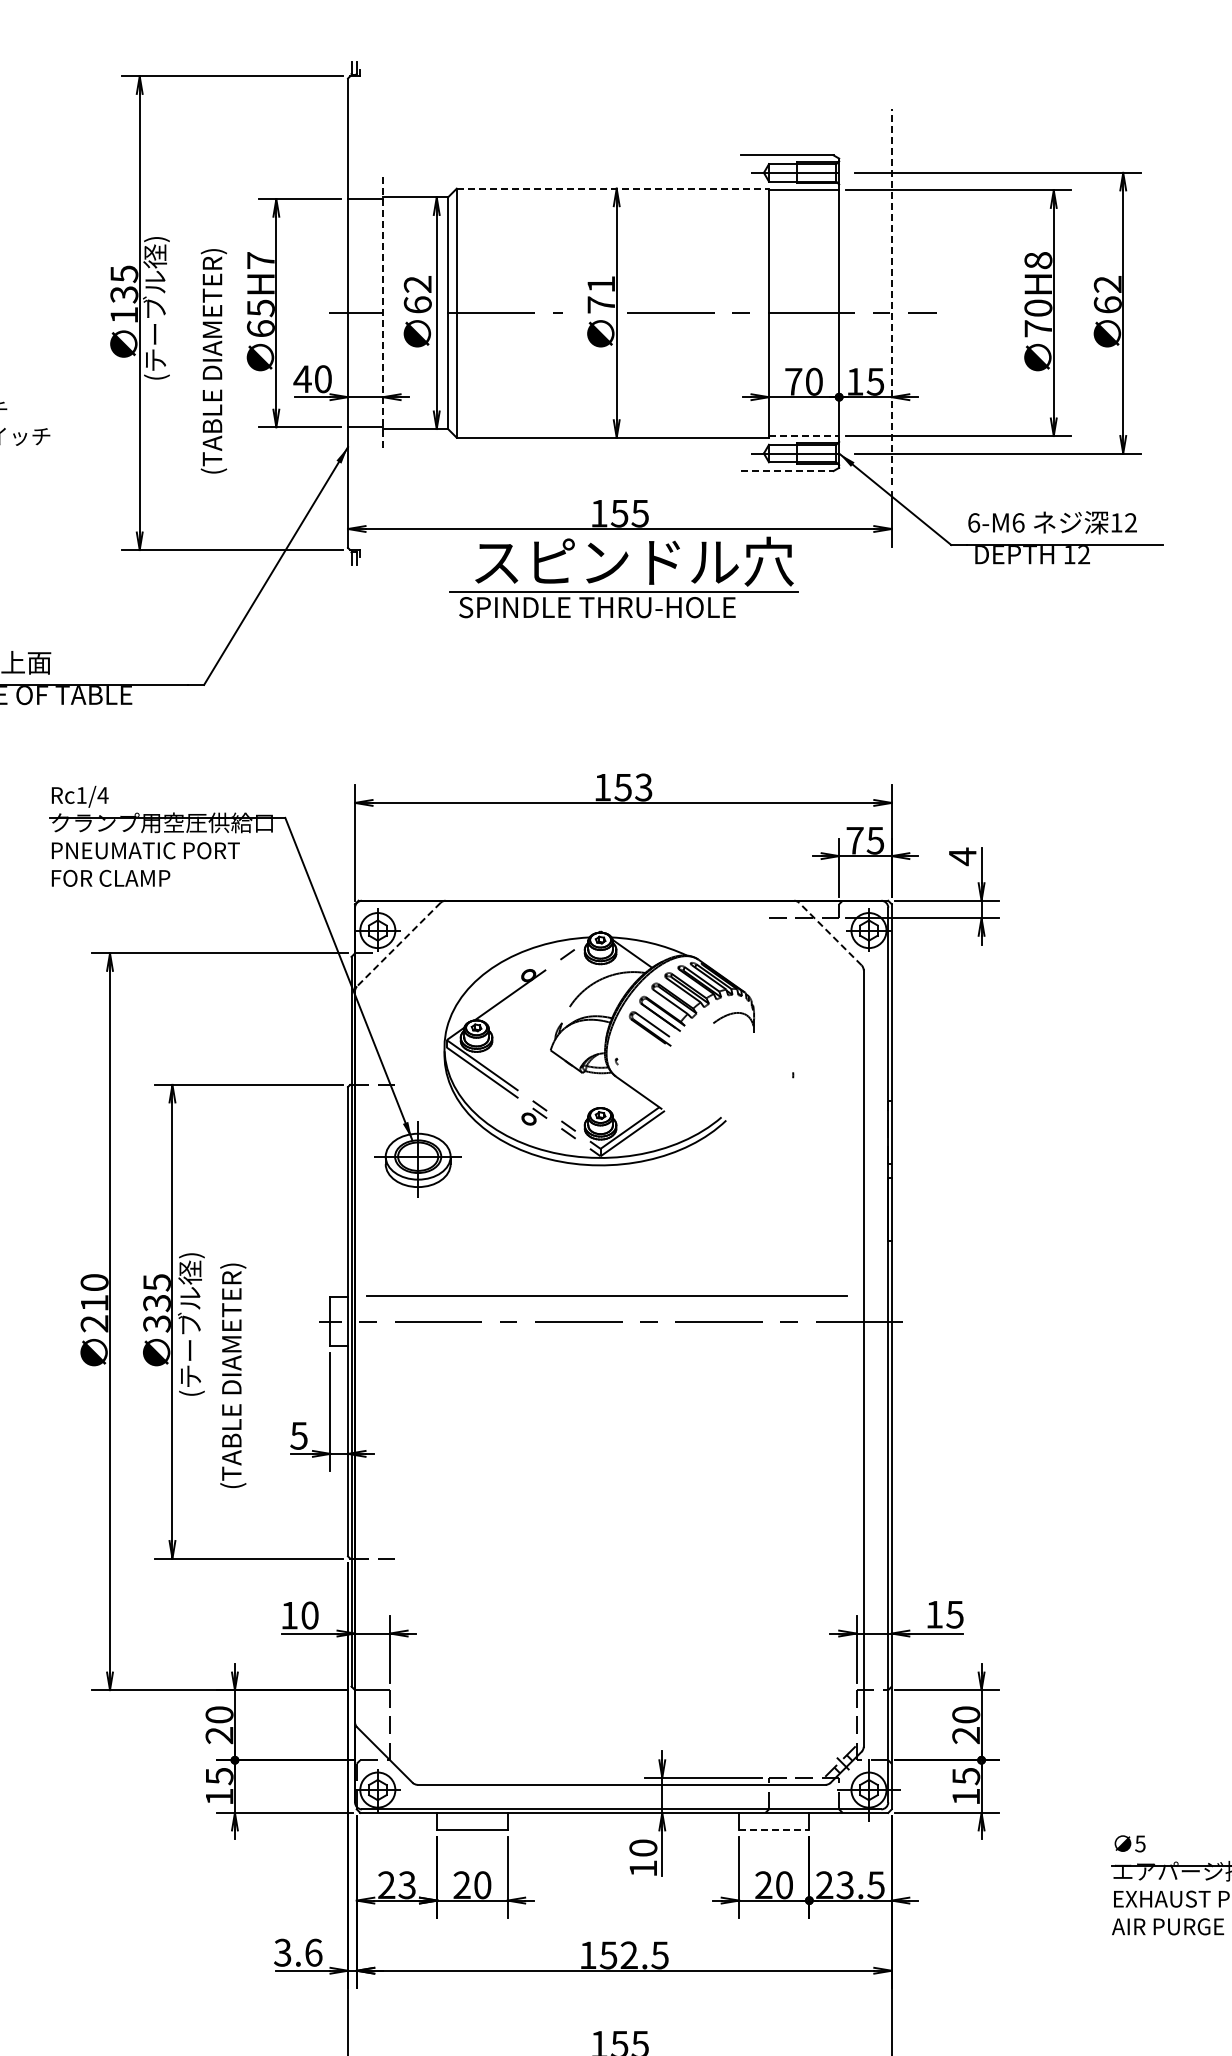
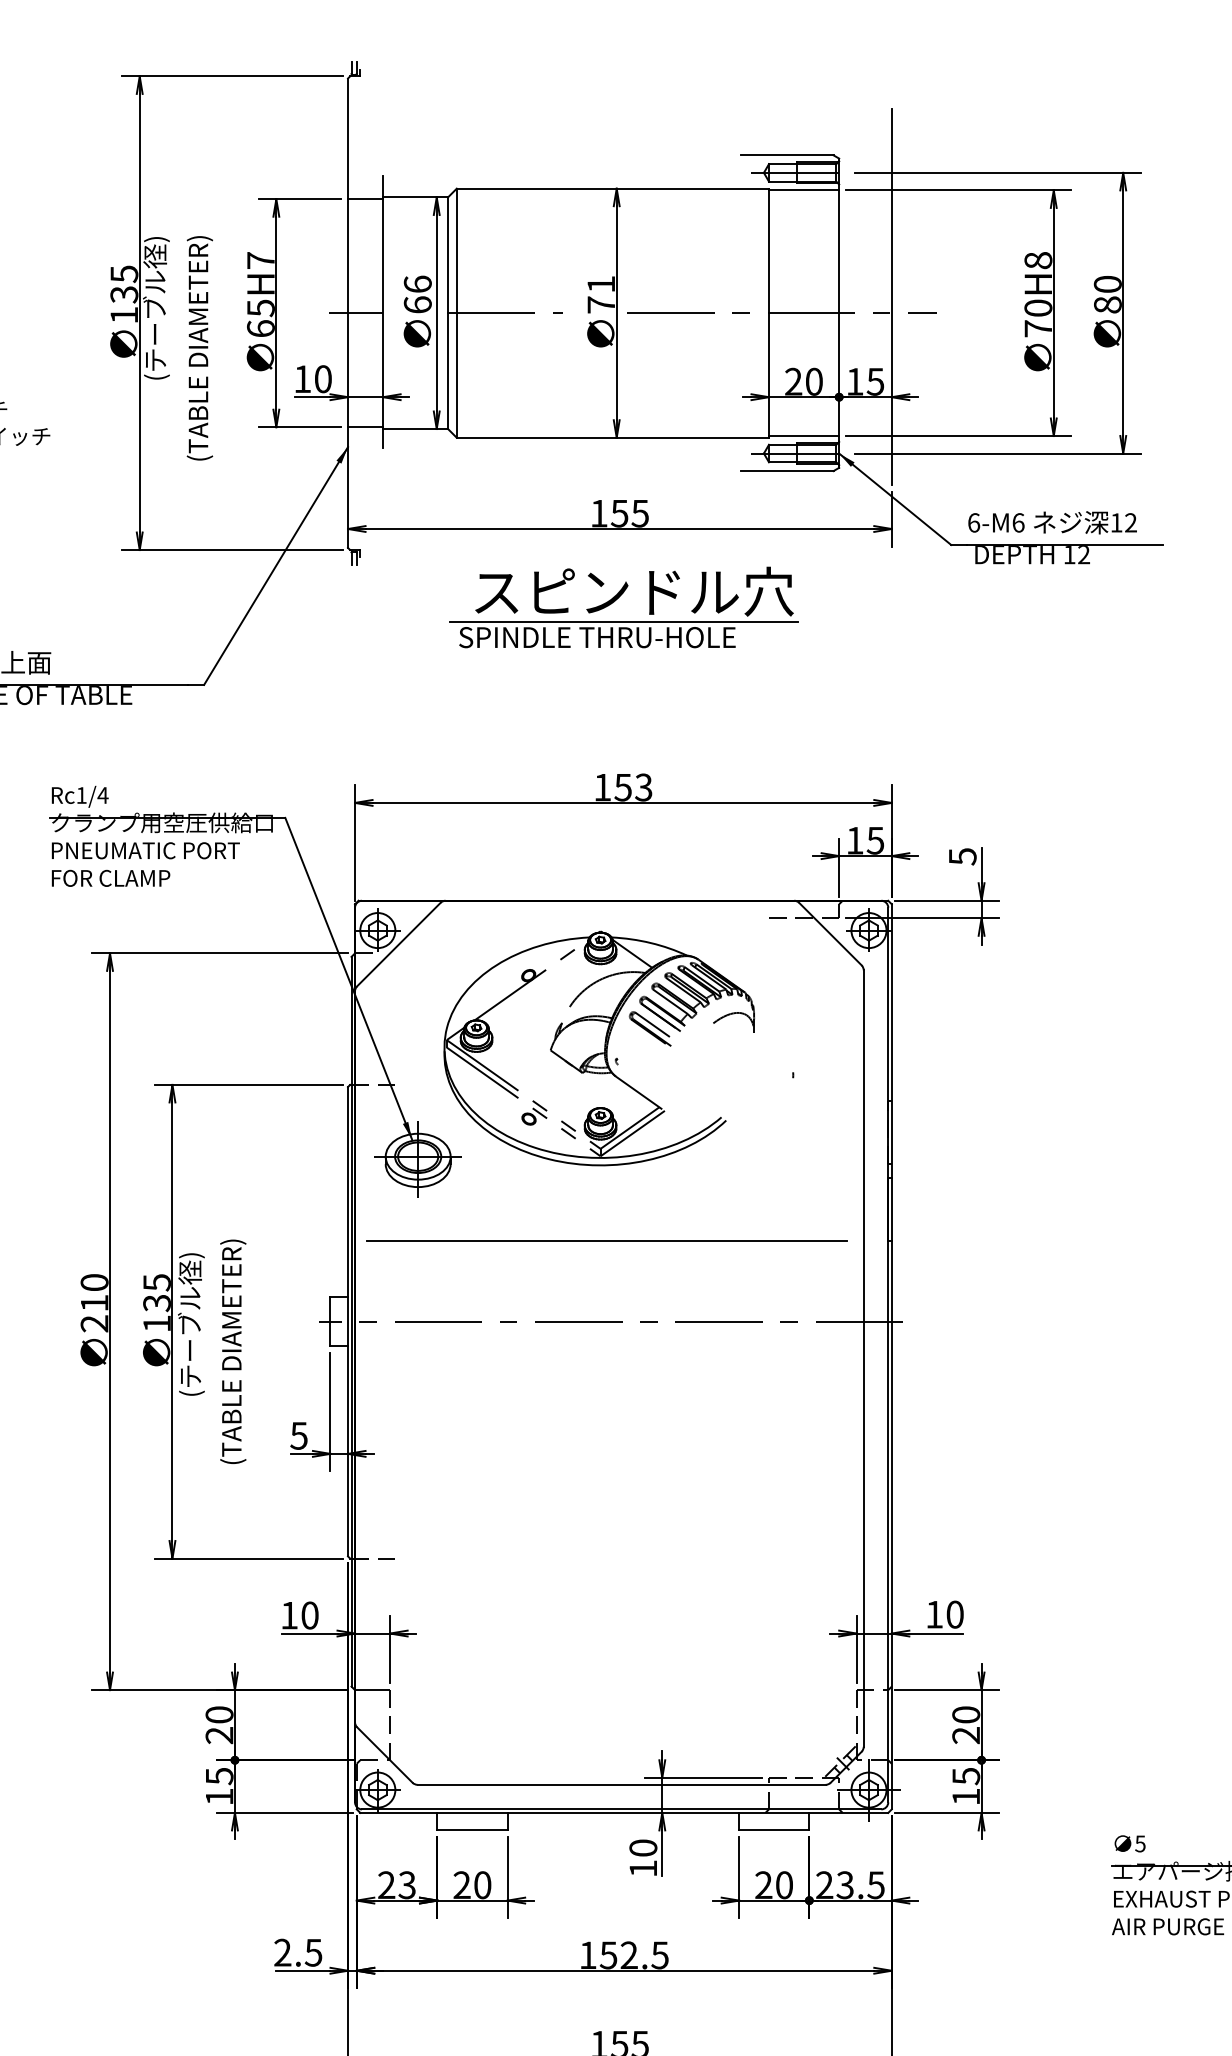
line: dashed -> solid (613, 188)
text: 62 -> 66 (417, 283)
text: 62 -> 80 (1107, 294)
line: dashed -> solid (891, 296)
line: dashed -> solid (383, 311)
text position: (213, 361) -> (199, 348) (199, 348)
text: 40 -> 10 (302, 378)
text: 70 -> 20 (793, 381)
line: dashed -> solid (804, 436)
line: dashed -> solid (787, 471)
part position: (616, 570) -> (616, 600) (616, 600)
text: 75 -> 15 (854, 840)
text: 4 -> 5 (962, 856)
line: dashed -> solid (830, 933)
line: dashed -> solid (398, 944)
line position: (606, 1295) -> (606, 1240) (606, 1240)
text: 335 -> 135 (156, 1323)
text position: (233, 1375) -> (233, 1351) (233, 1351)
text: 15 -> 10 (954, 1614)
line: dashed -> solid (774, 1830)
text: 3.6 -> 2.5 (298, 1952)
